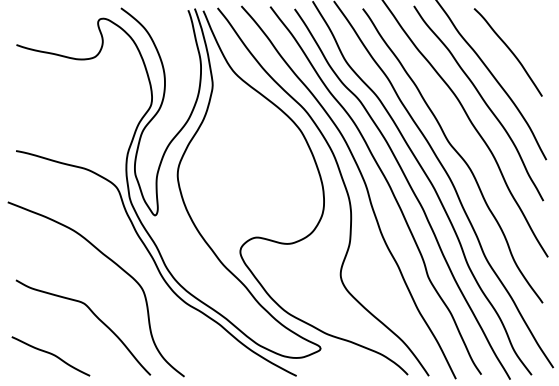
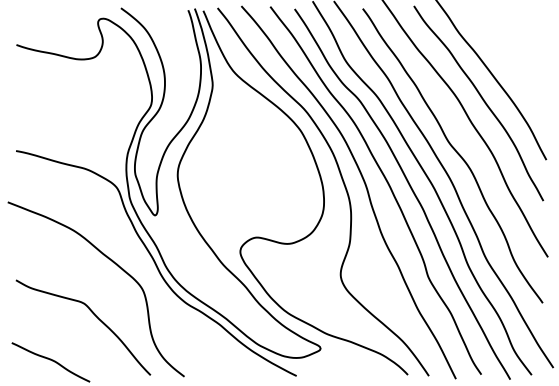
curve: present -> none (509, 50)
curve position: (50, 354) -> (50, 360) (50, 360)
